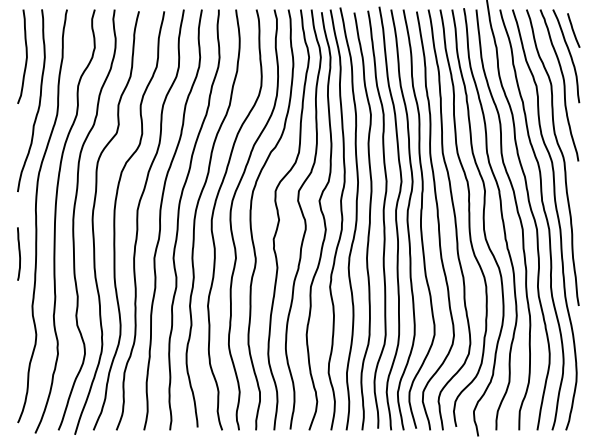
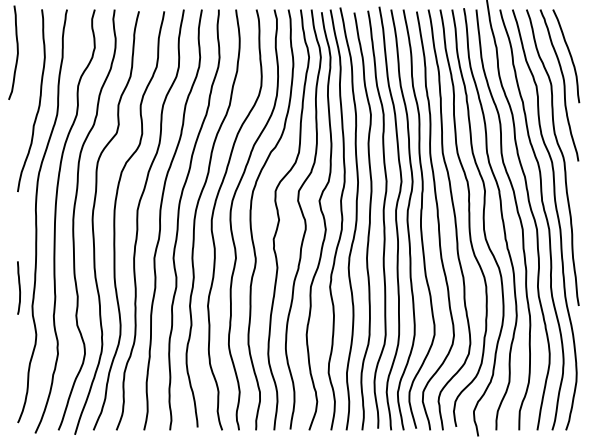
line: present -> none (573, 30)
curve position: (25, 58) -> (16, 54) (16, 54)
curve position: (19, 253) -> (19, 287) (19, 287)
